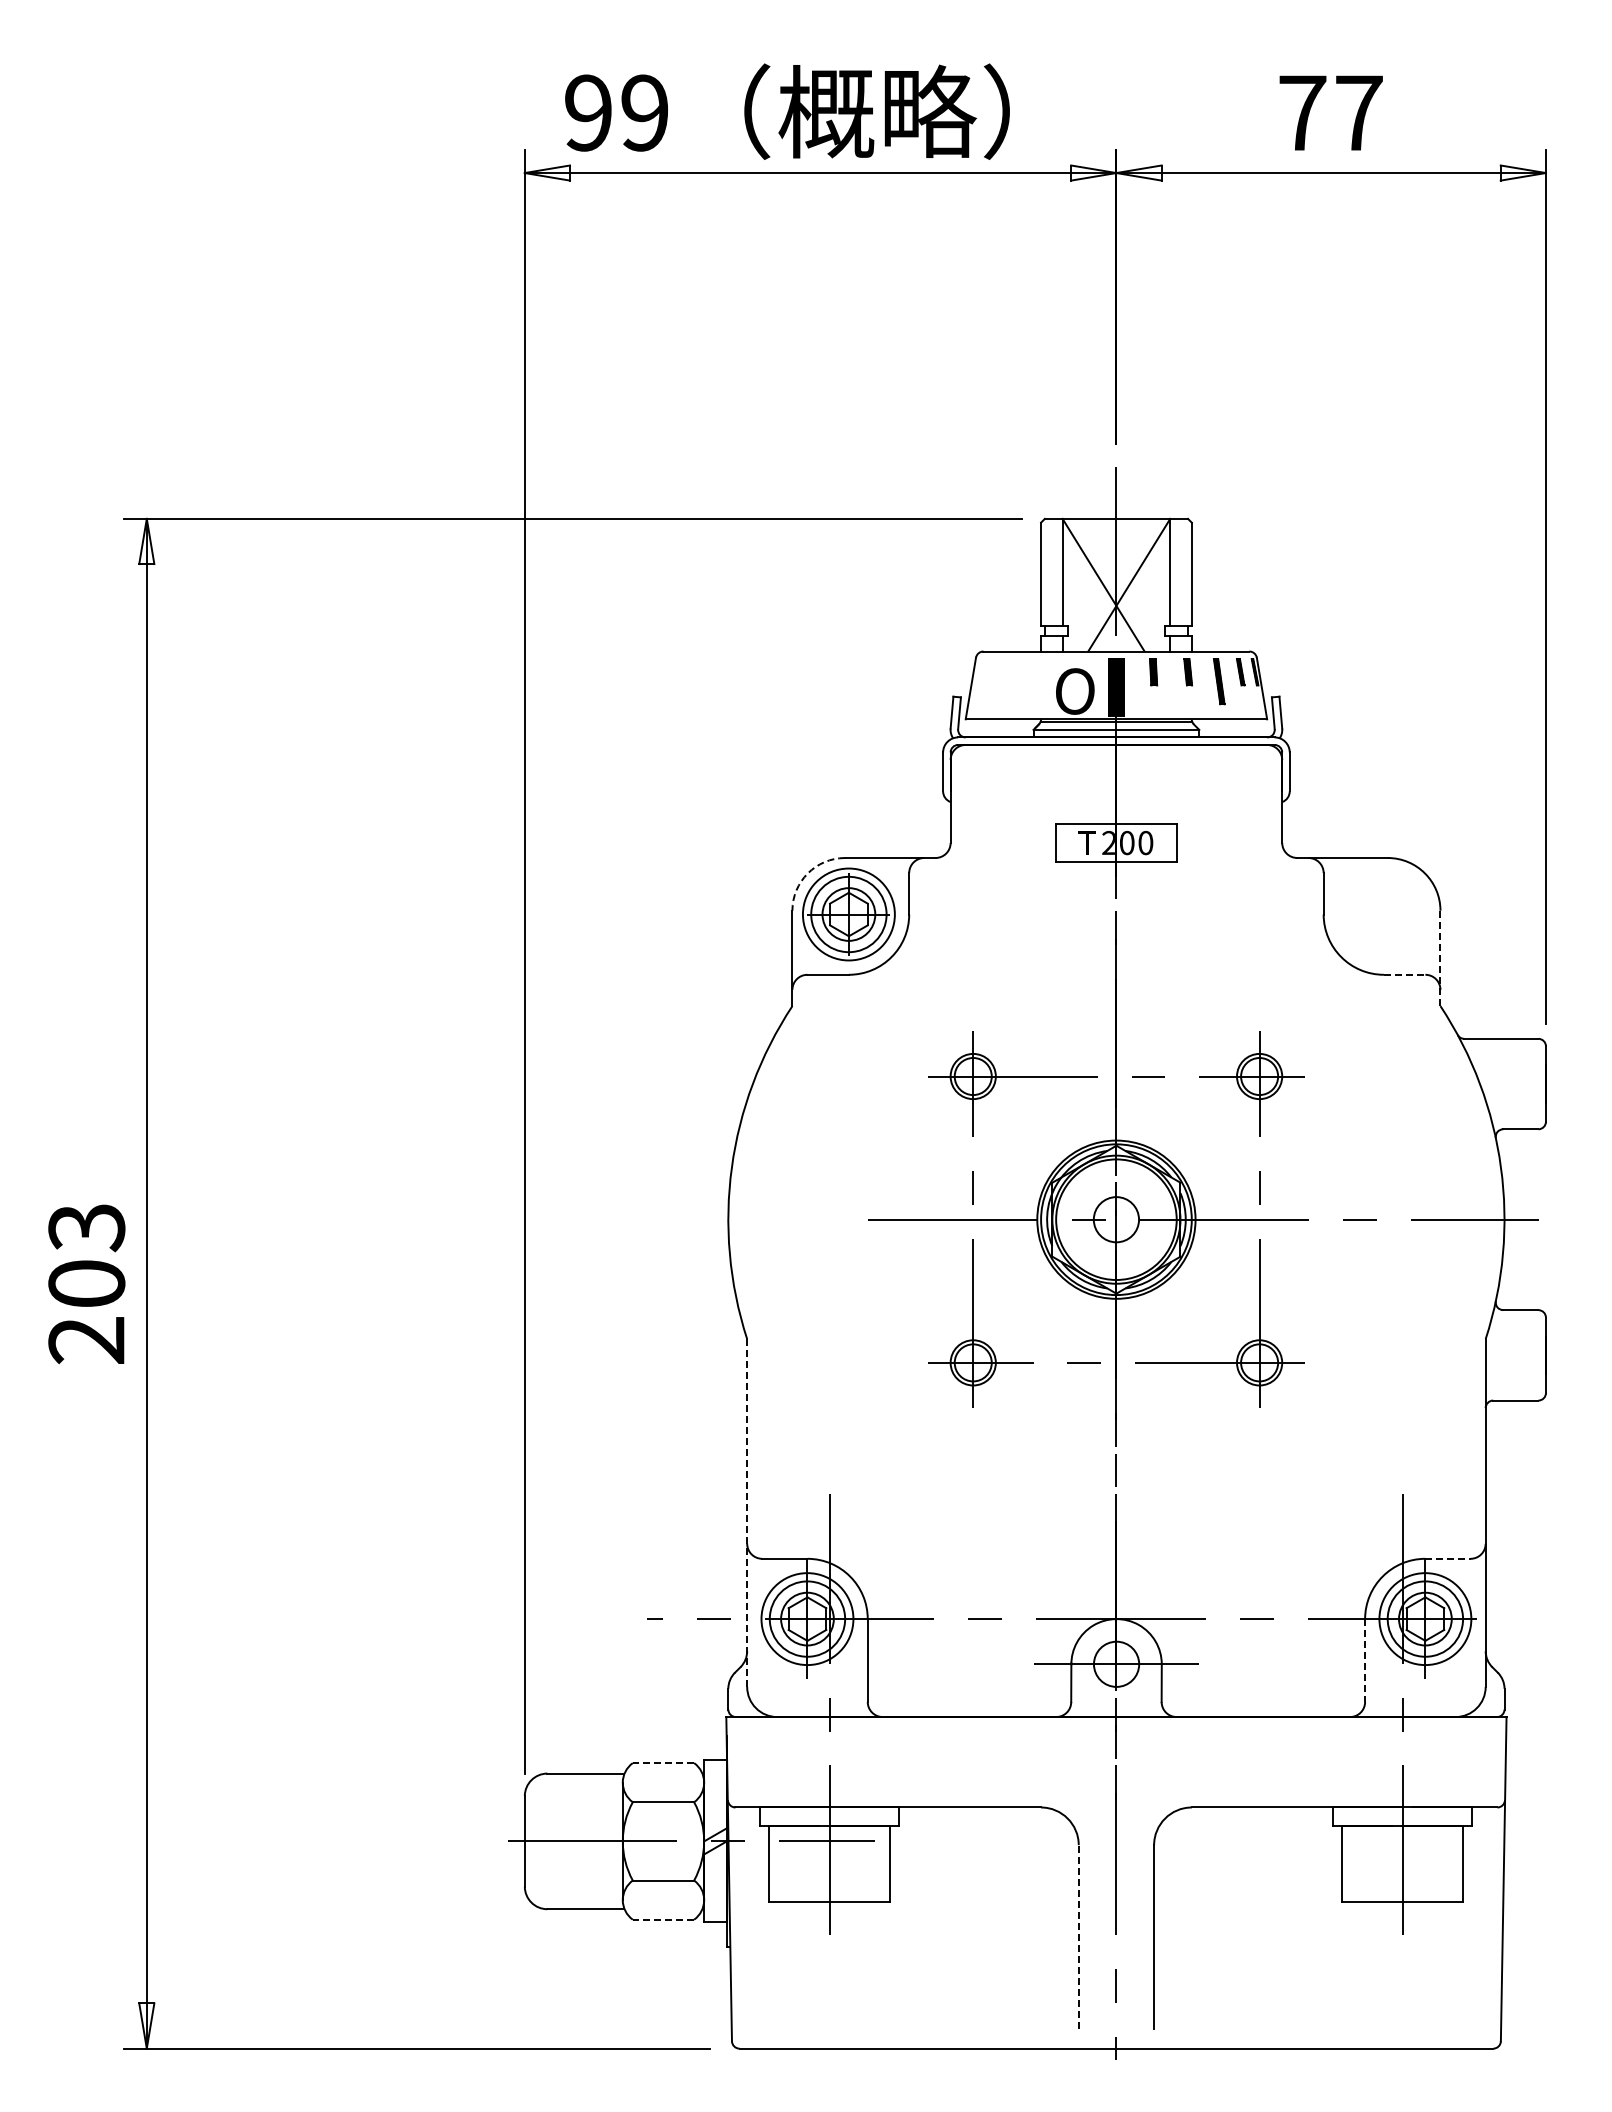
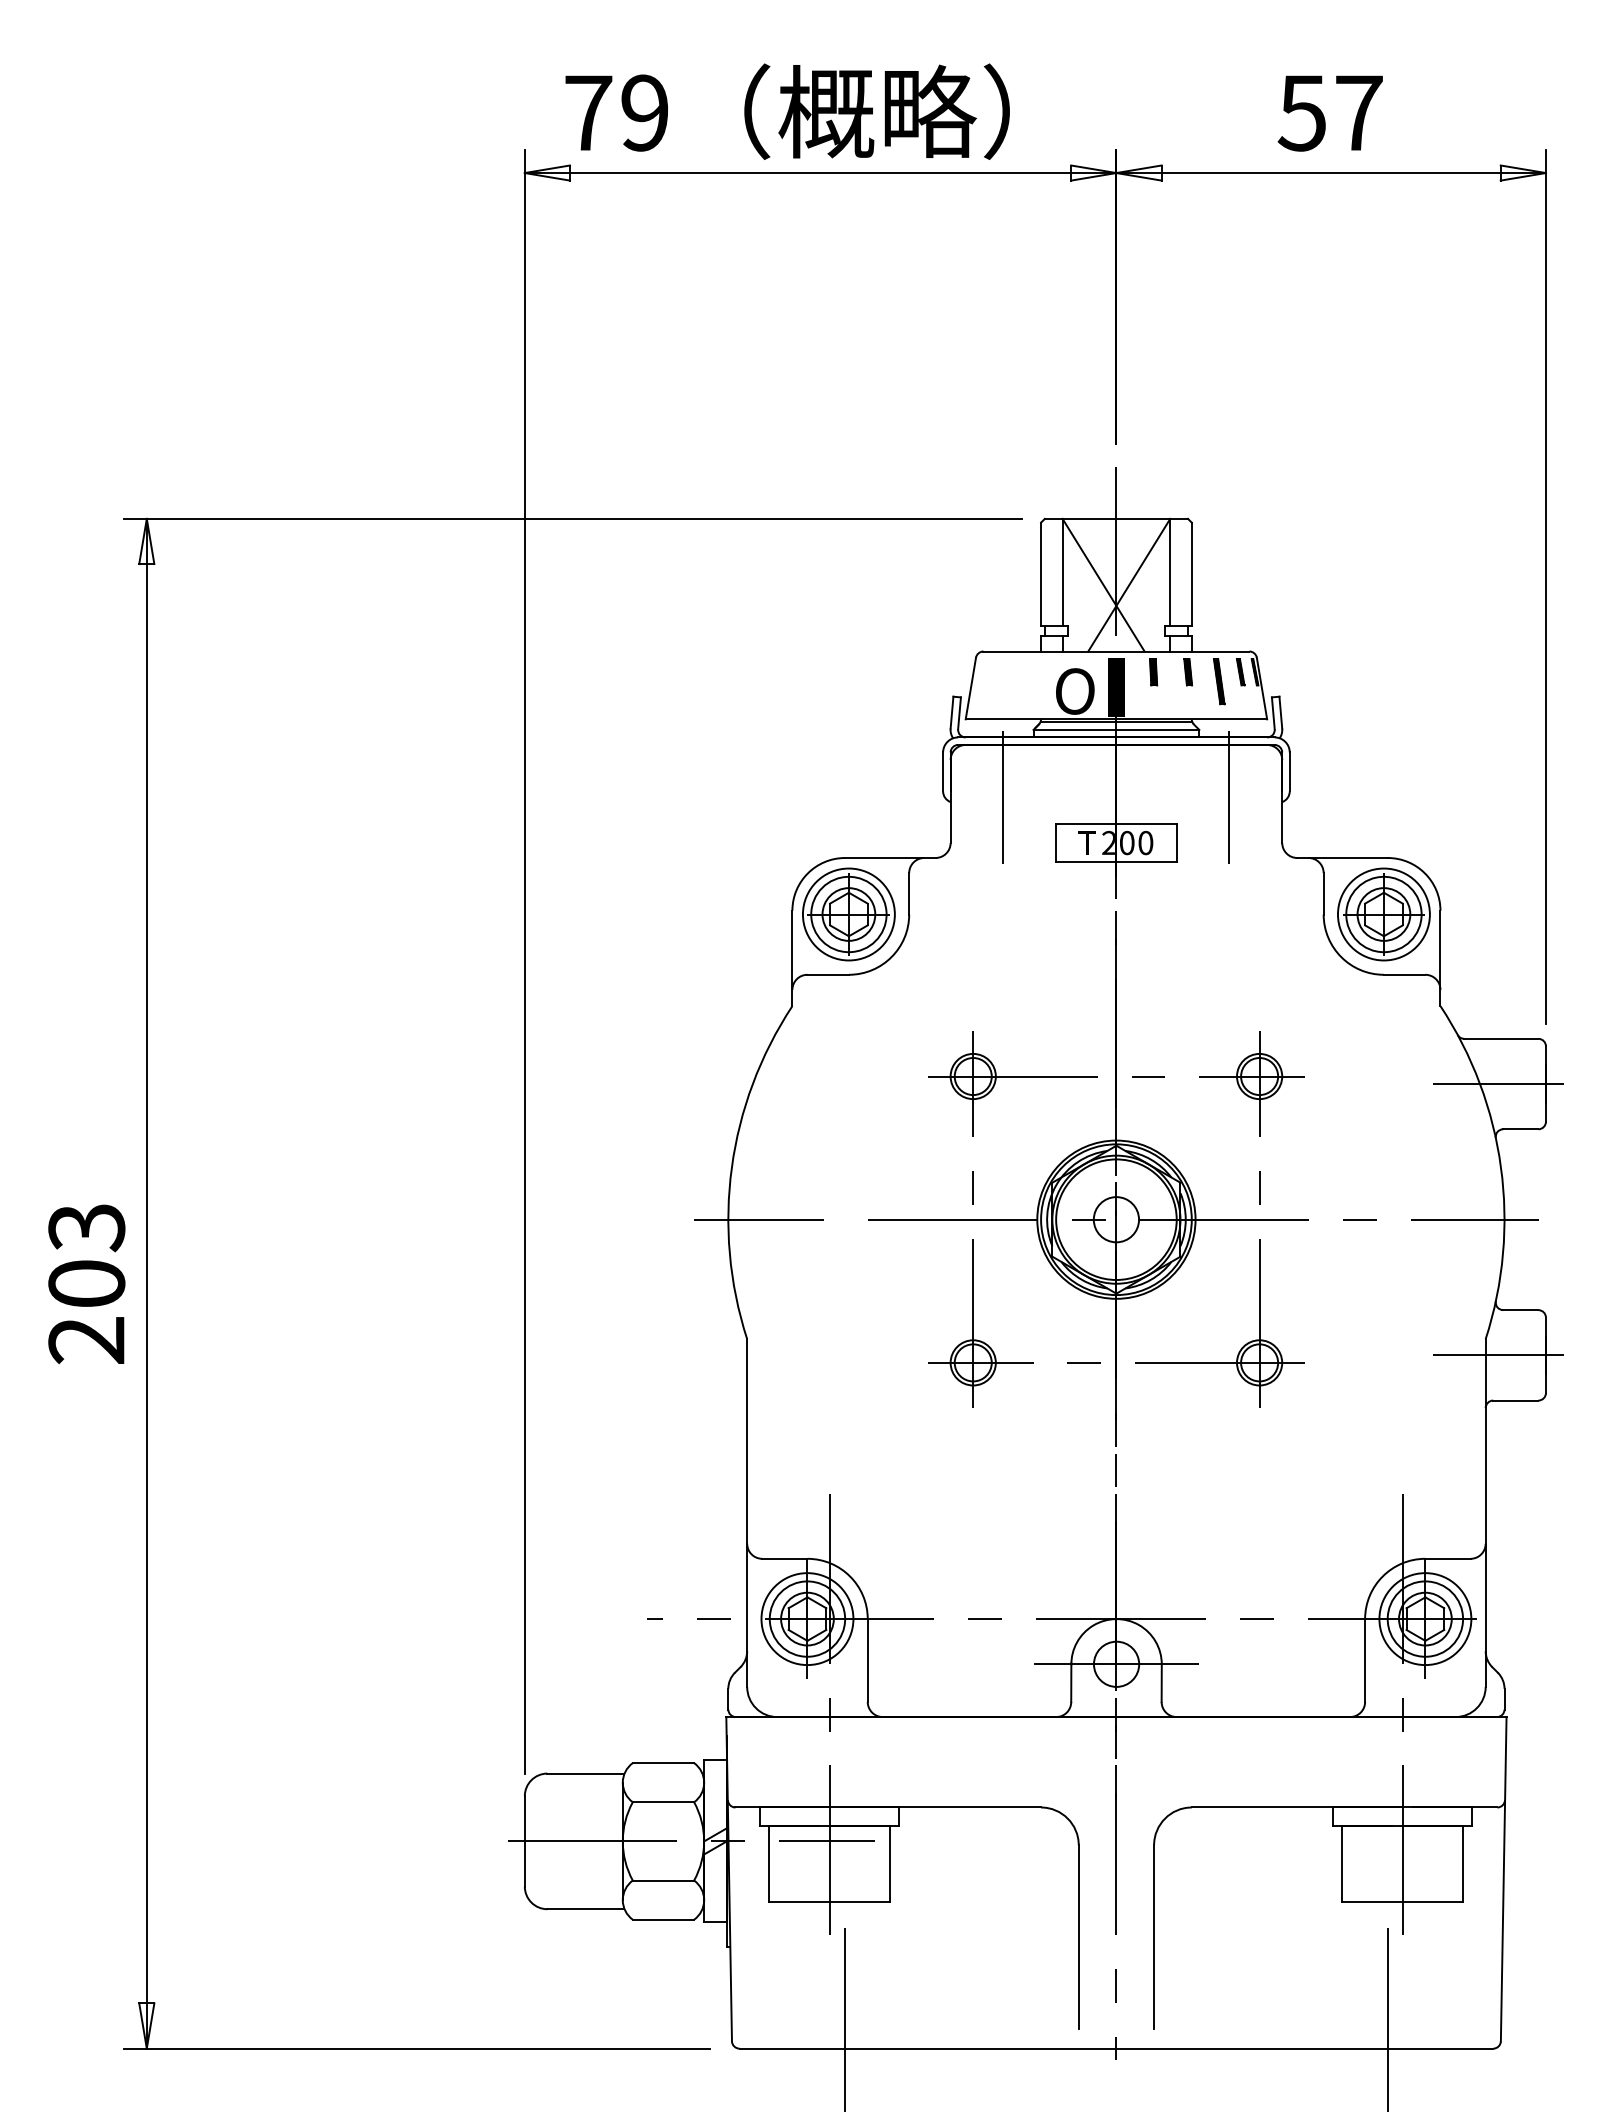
text: 99 -> 79 (588, 112)
text: 77 -> 57 (1301, 113)
line: none -> present (1003, 797)
line: none -> present (1229, 797)
arc: dashed -> solid (807, 873)
part: none -> present (1383, 914)
line: dashed -> solid (1440, 958)
line: dashed -> solid (1404, 974)
line: none -> present (1498, 1084)
line: none -> present (758, 1219)
line: none -> present (1498, 1355)
line: dashed -> solid (747, 1513)
line: dashed -> solid (1448, 1558)
line: dashed -> solid (1365, 1661)
line: dashed -> solid (663, 1763)
line: dashed -> solid (663, 1919)
line: dashed -> solid (1078, 1936)
line: none -> present (844, 2018)
line: none -> present (1388, 2018)
